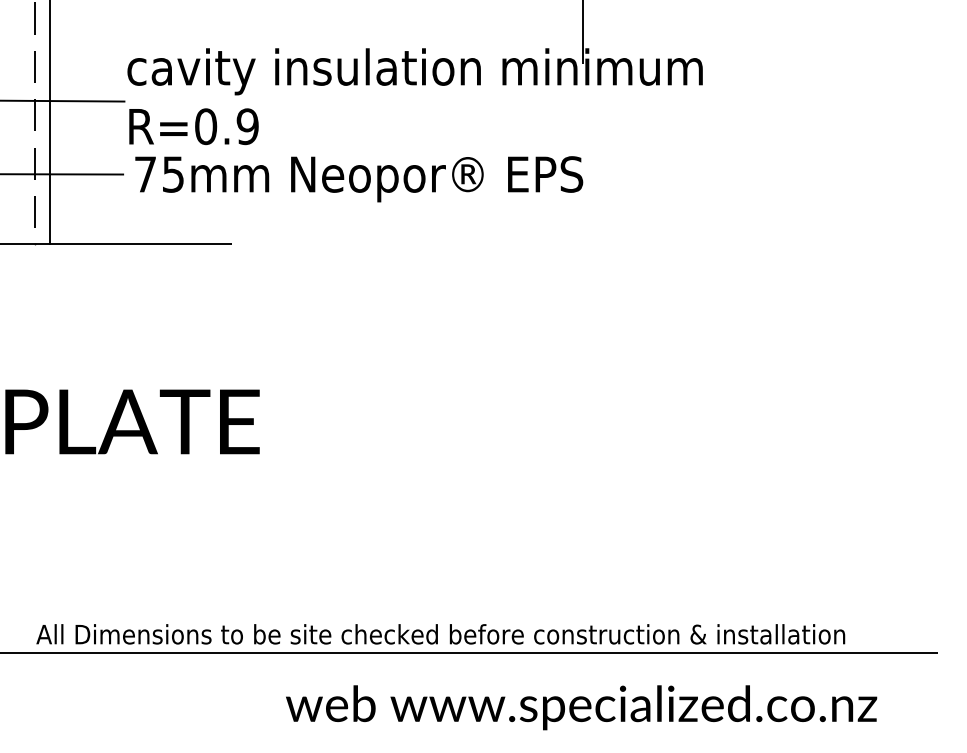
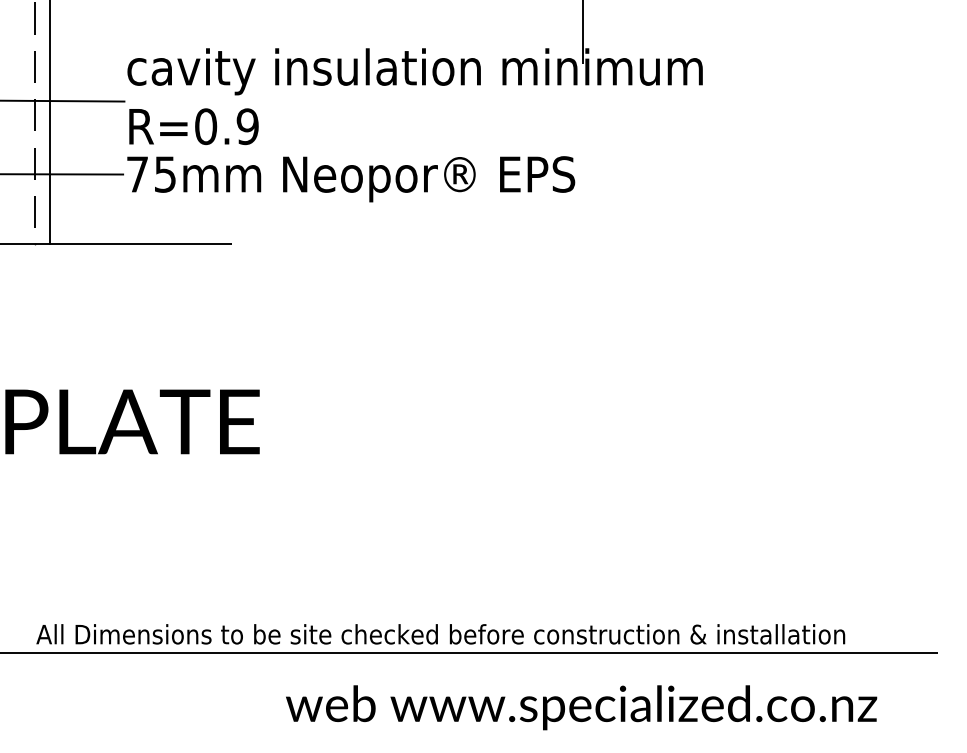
text position: (359, 179) -> (351, 179) (351, 179)
